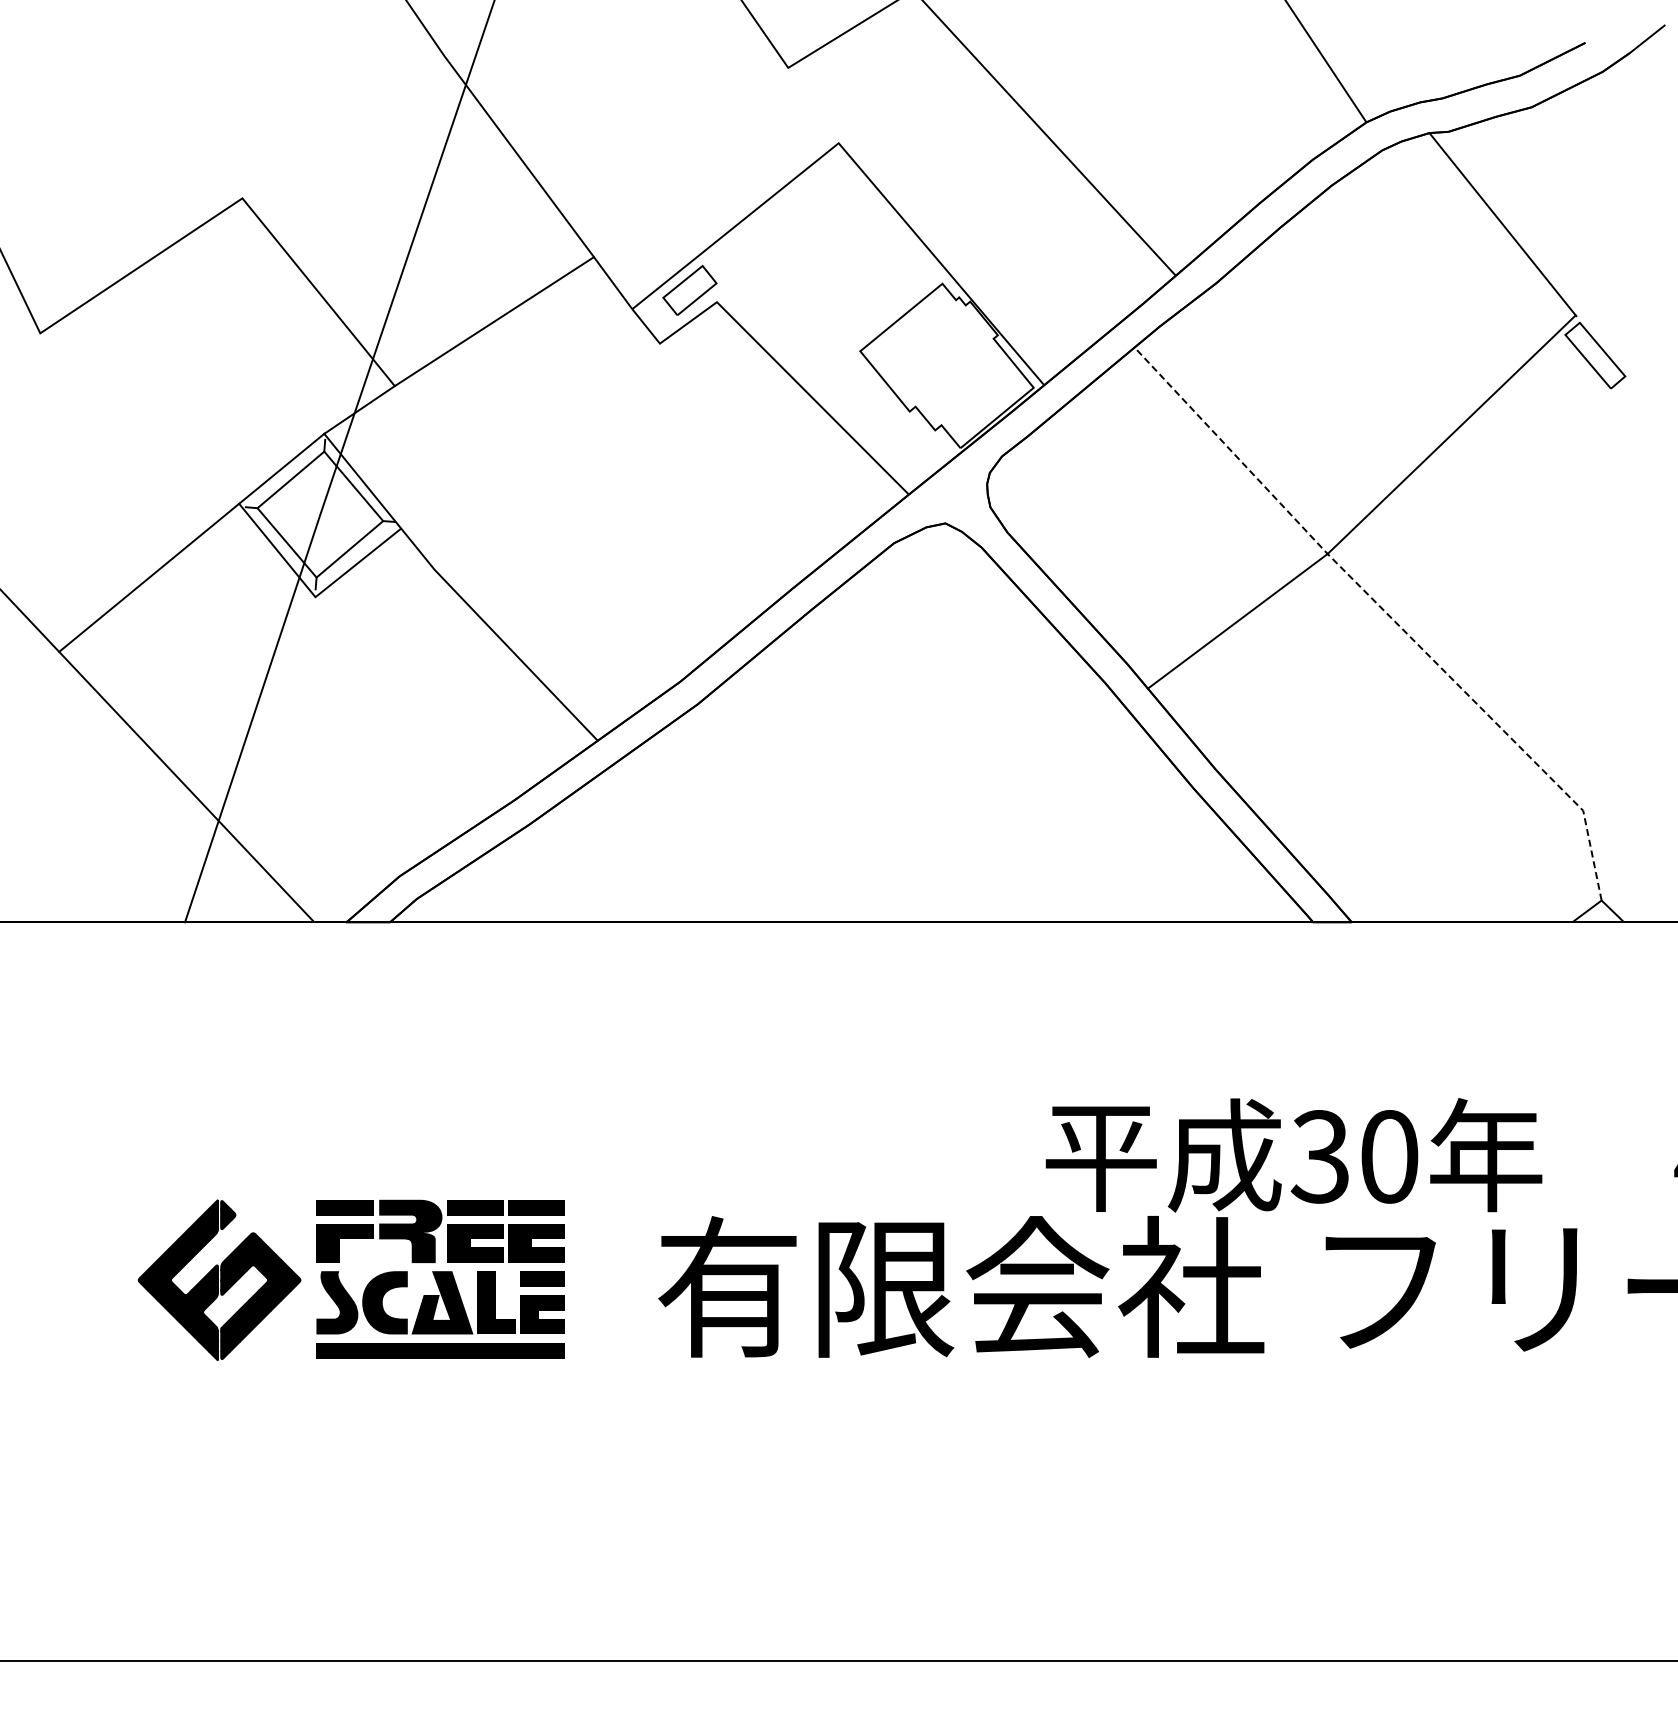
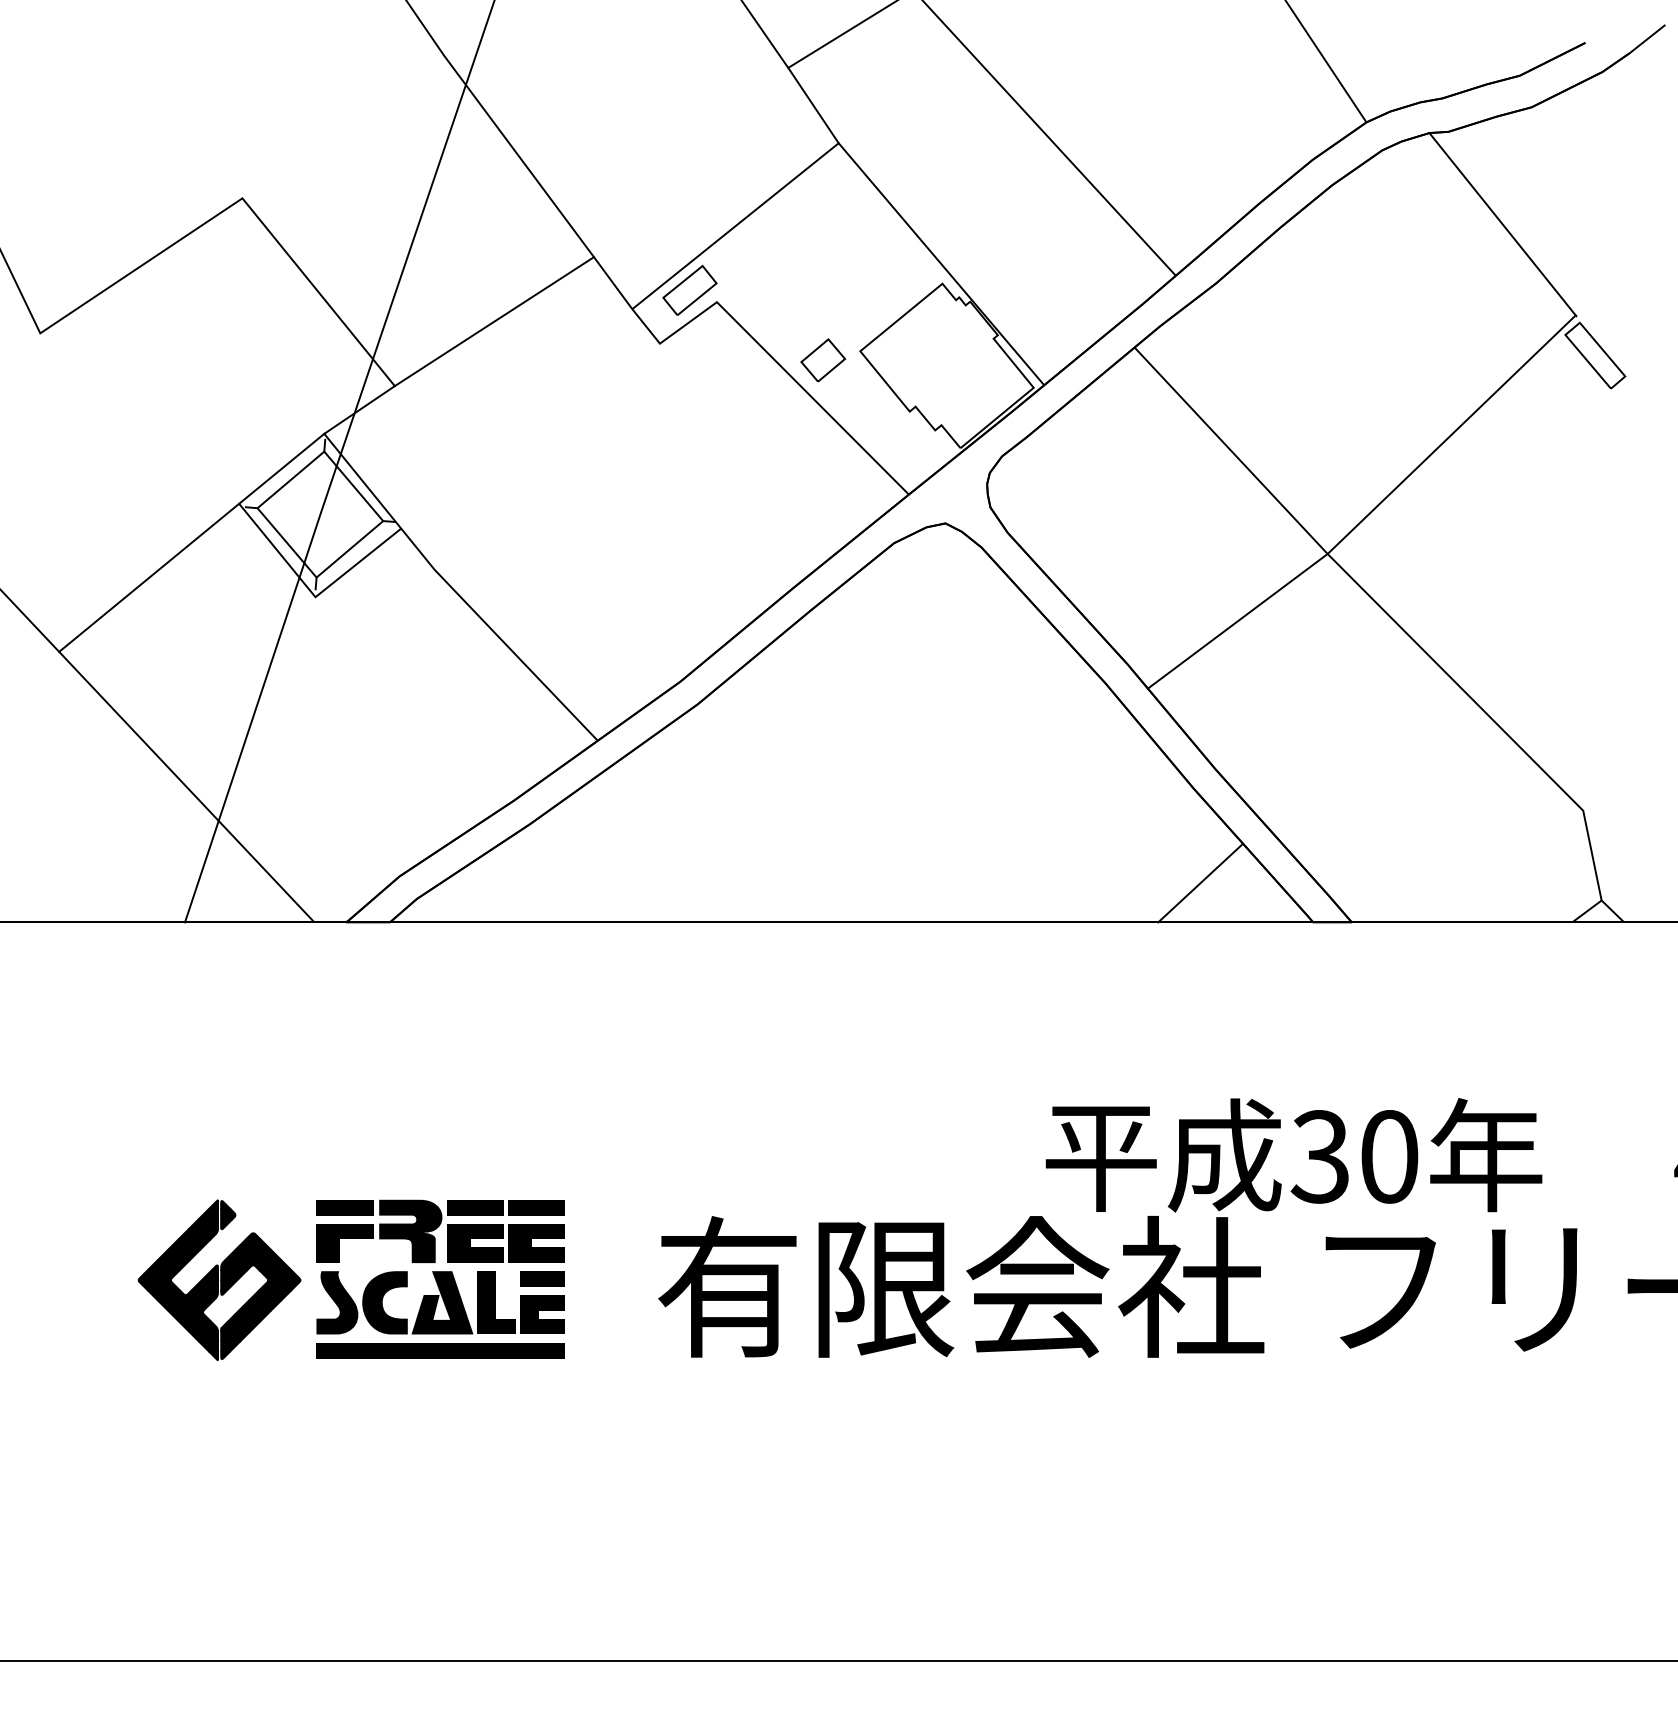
line: none -> present (813, 105)
part: none -> present (823, 360)
line: dashed -> solid (1388, 614)
line: none -> present (1200, 882)
